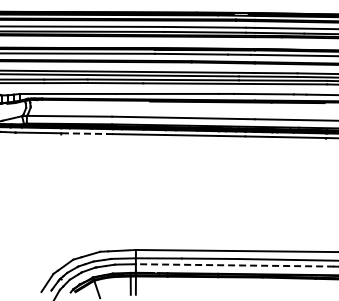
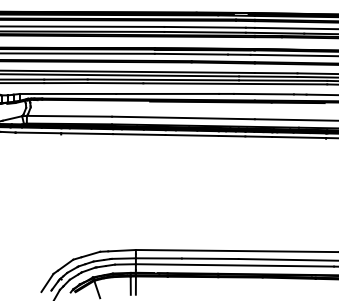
line: dashed -> solid (87, 133)
line: dashed -> solid (234, 265)
